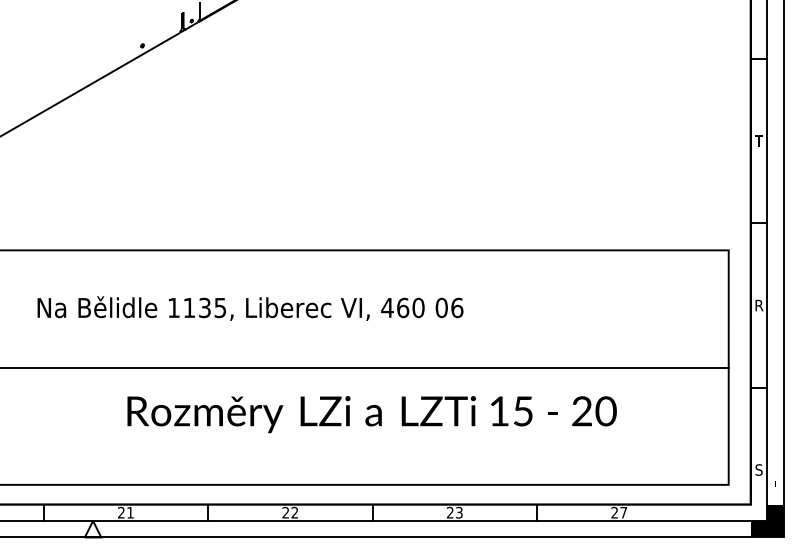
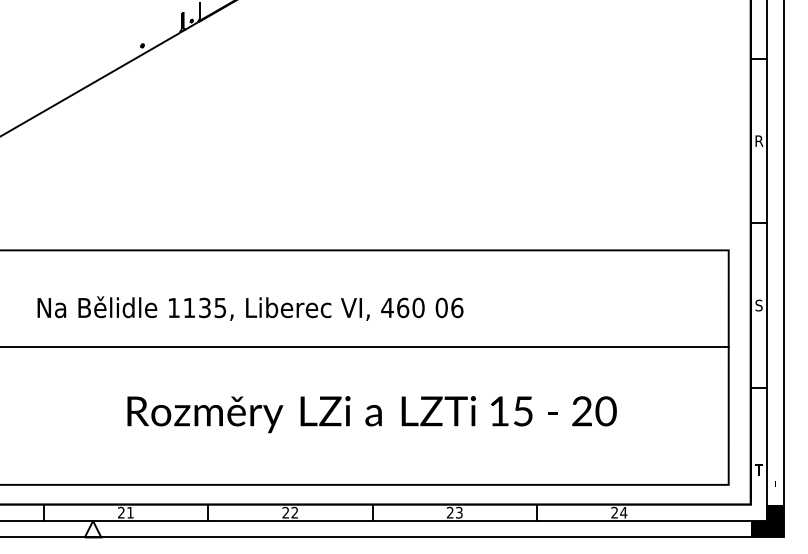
text: T -> R (759, 140)
text: R -> S (759, 305)
line position: (365, 367) -> (365, 346) (365, 346)
text: S -> T (758, 469)
text: 27 -> 24 (623, 512)
